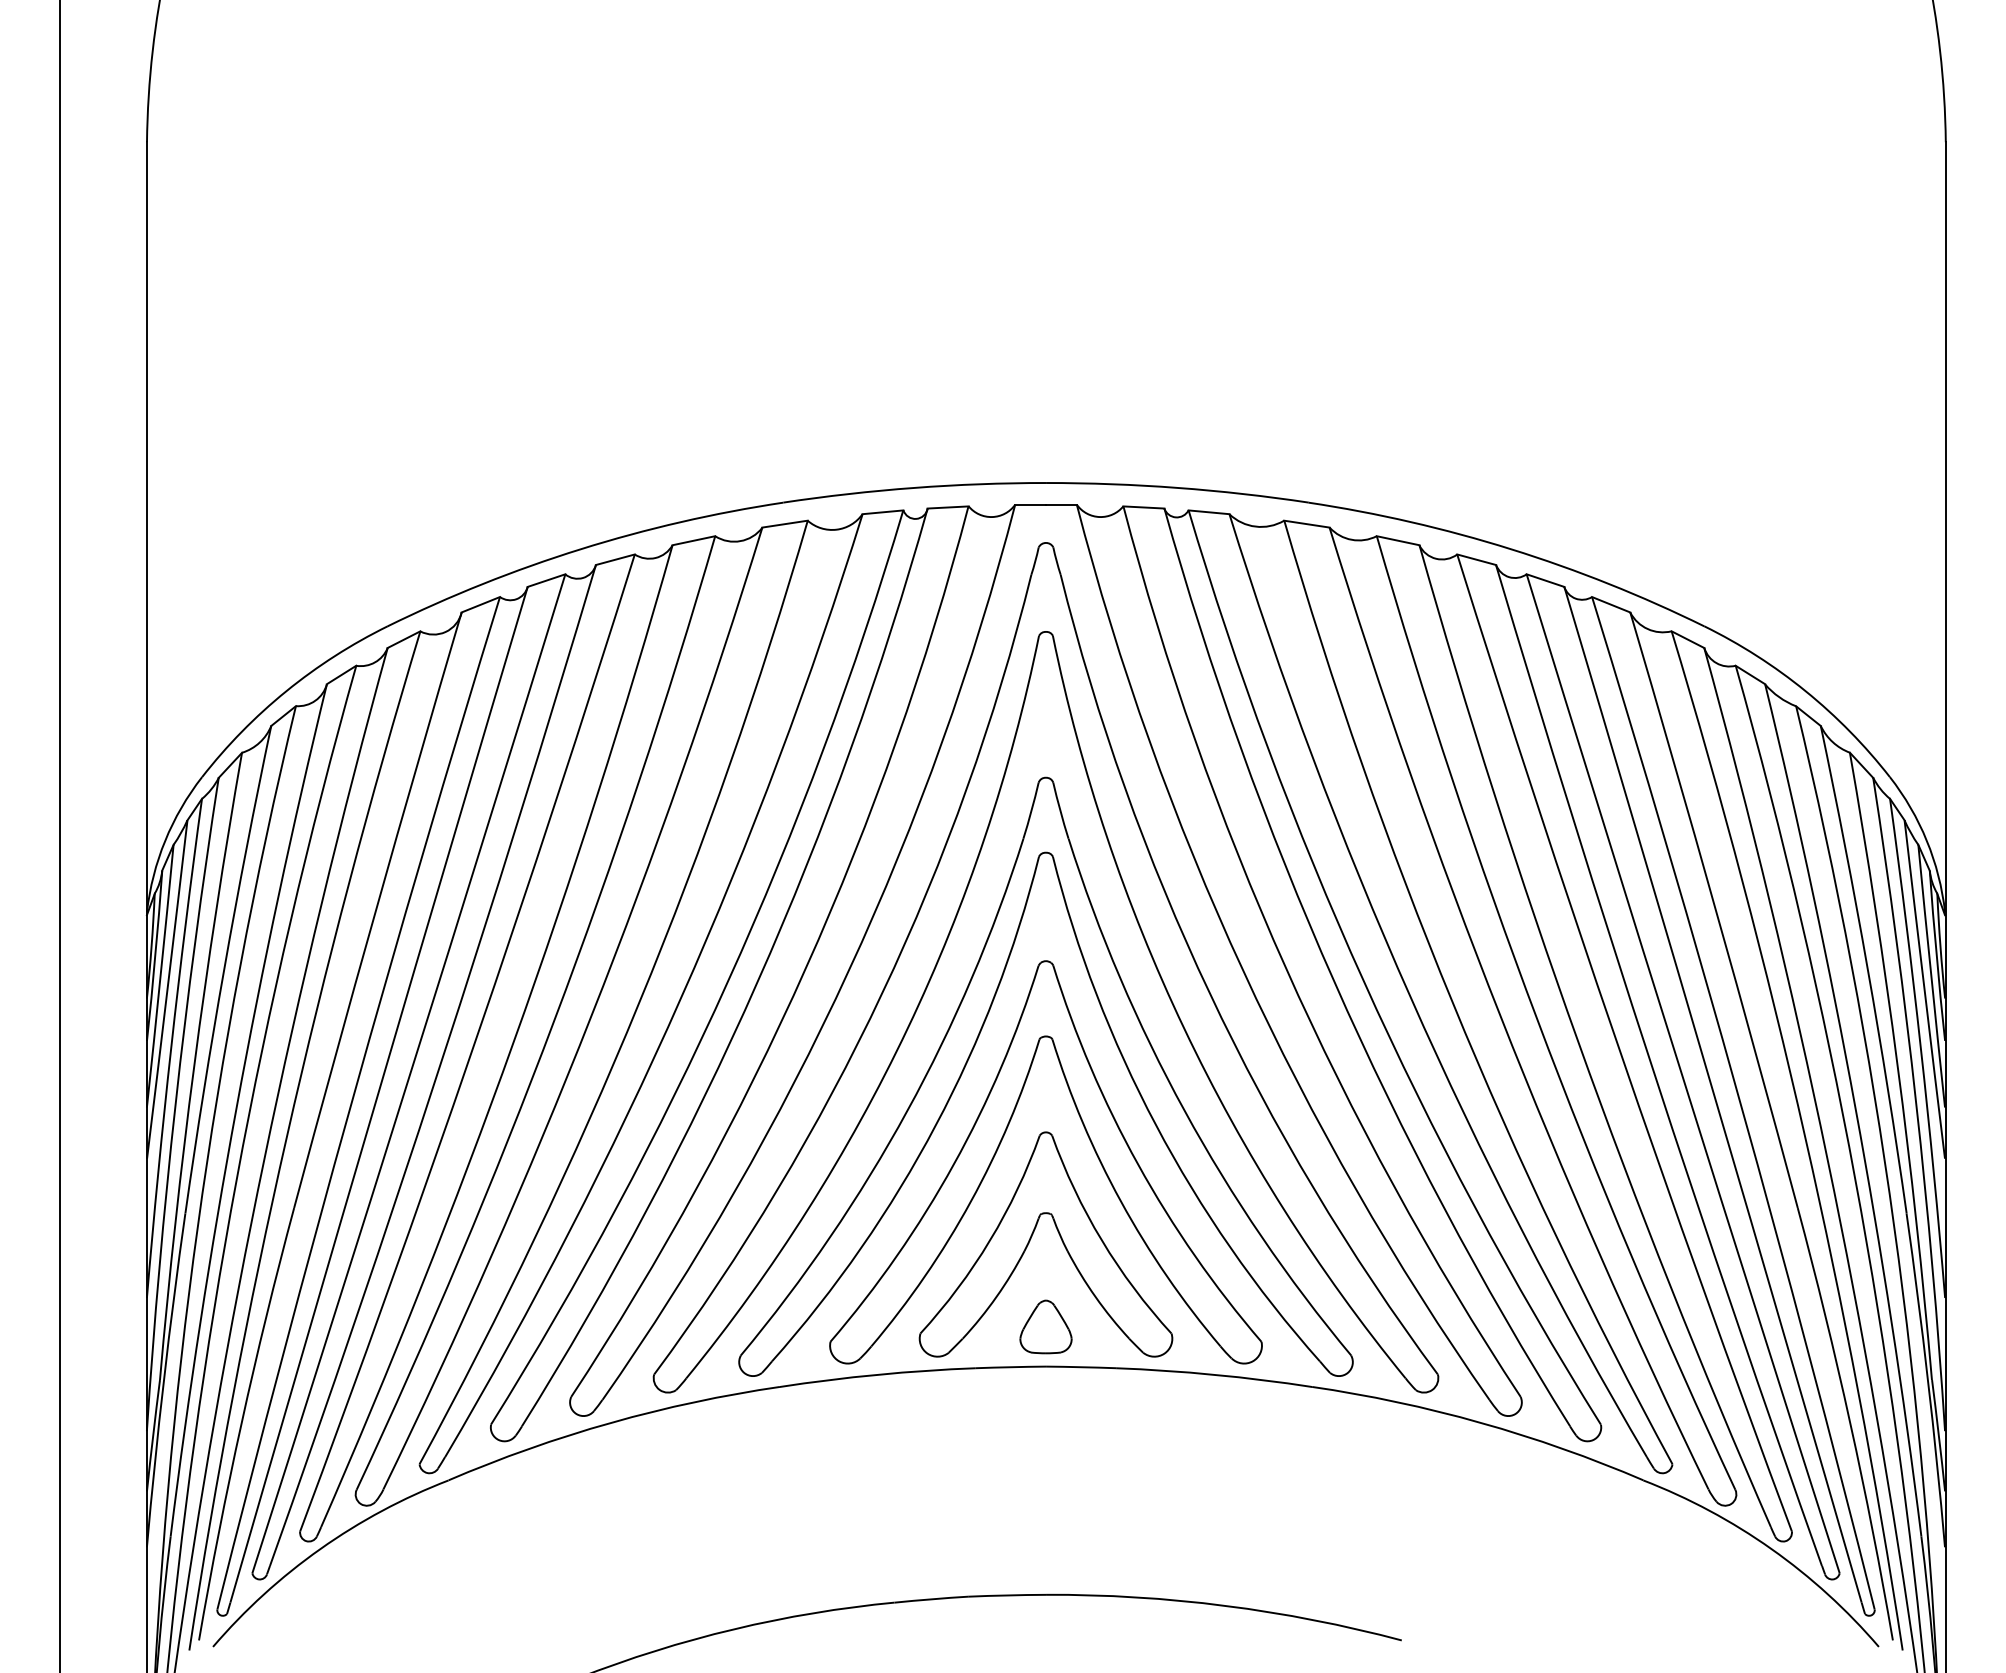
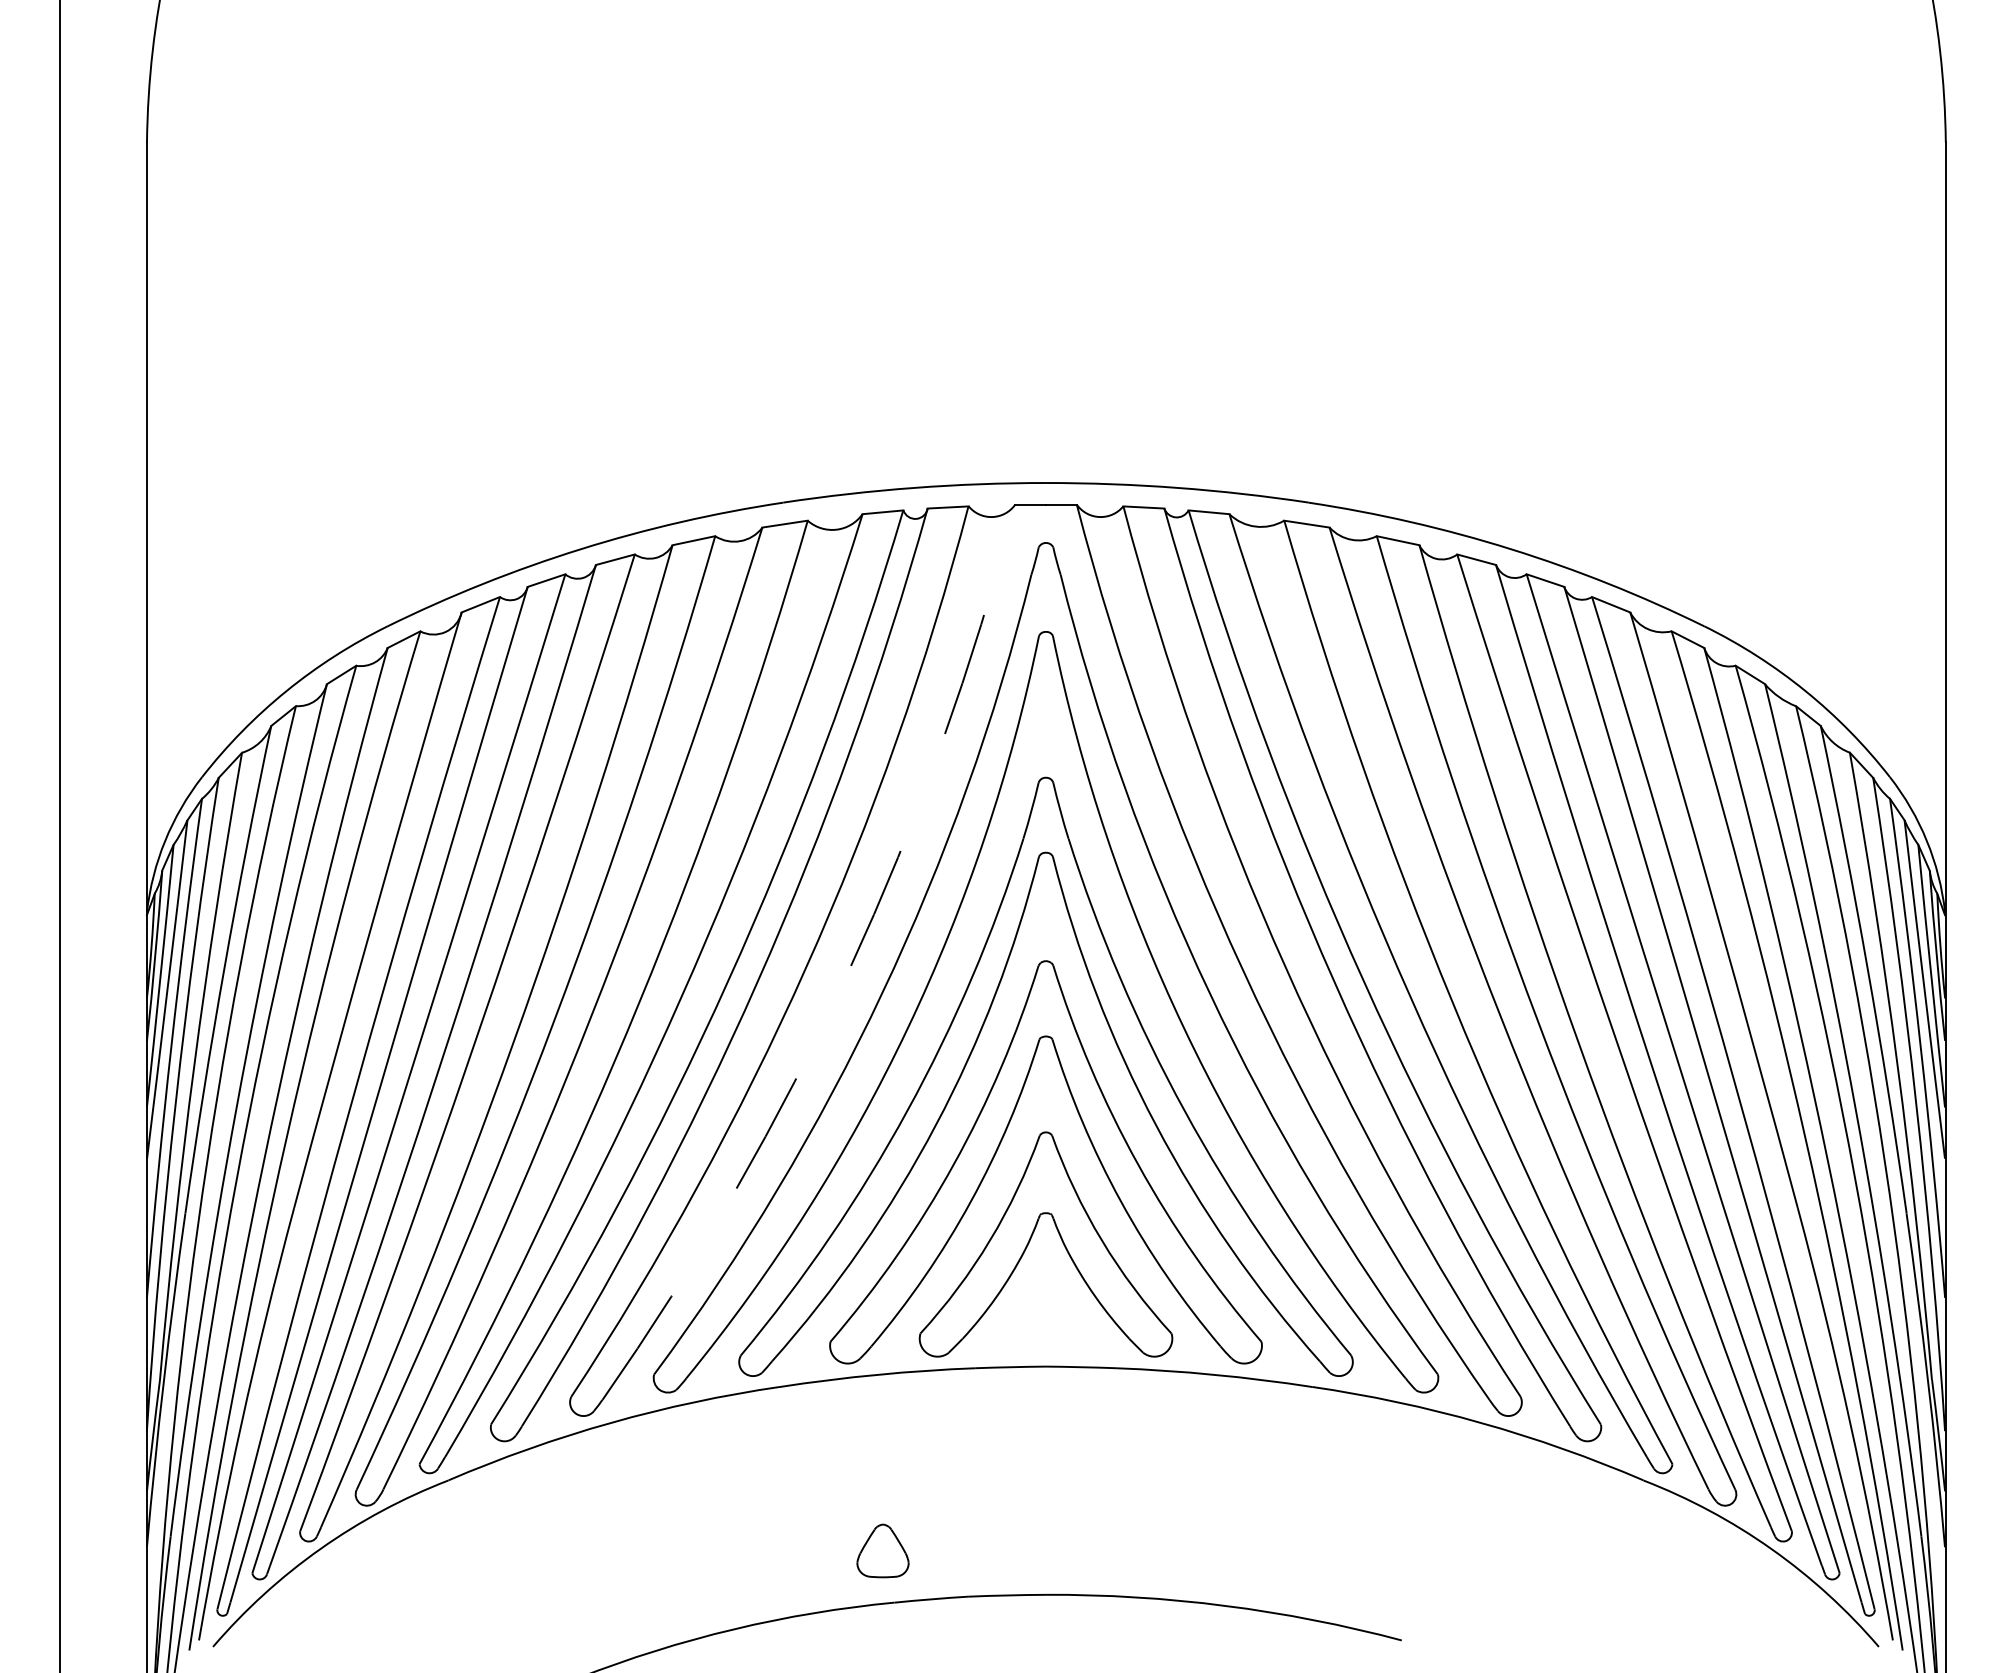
arc: solid -> dashed (848, 970)
part position: (1045, 1326) -> (882, 1550) (882, 1550)
